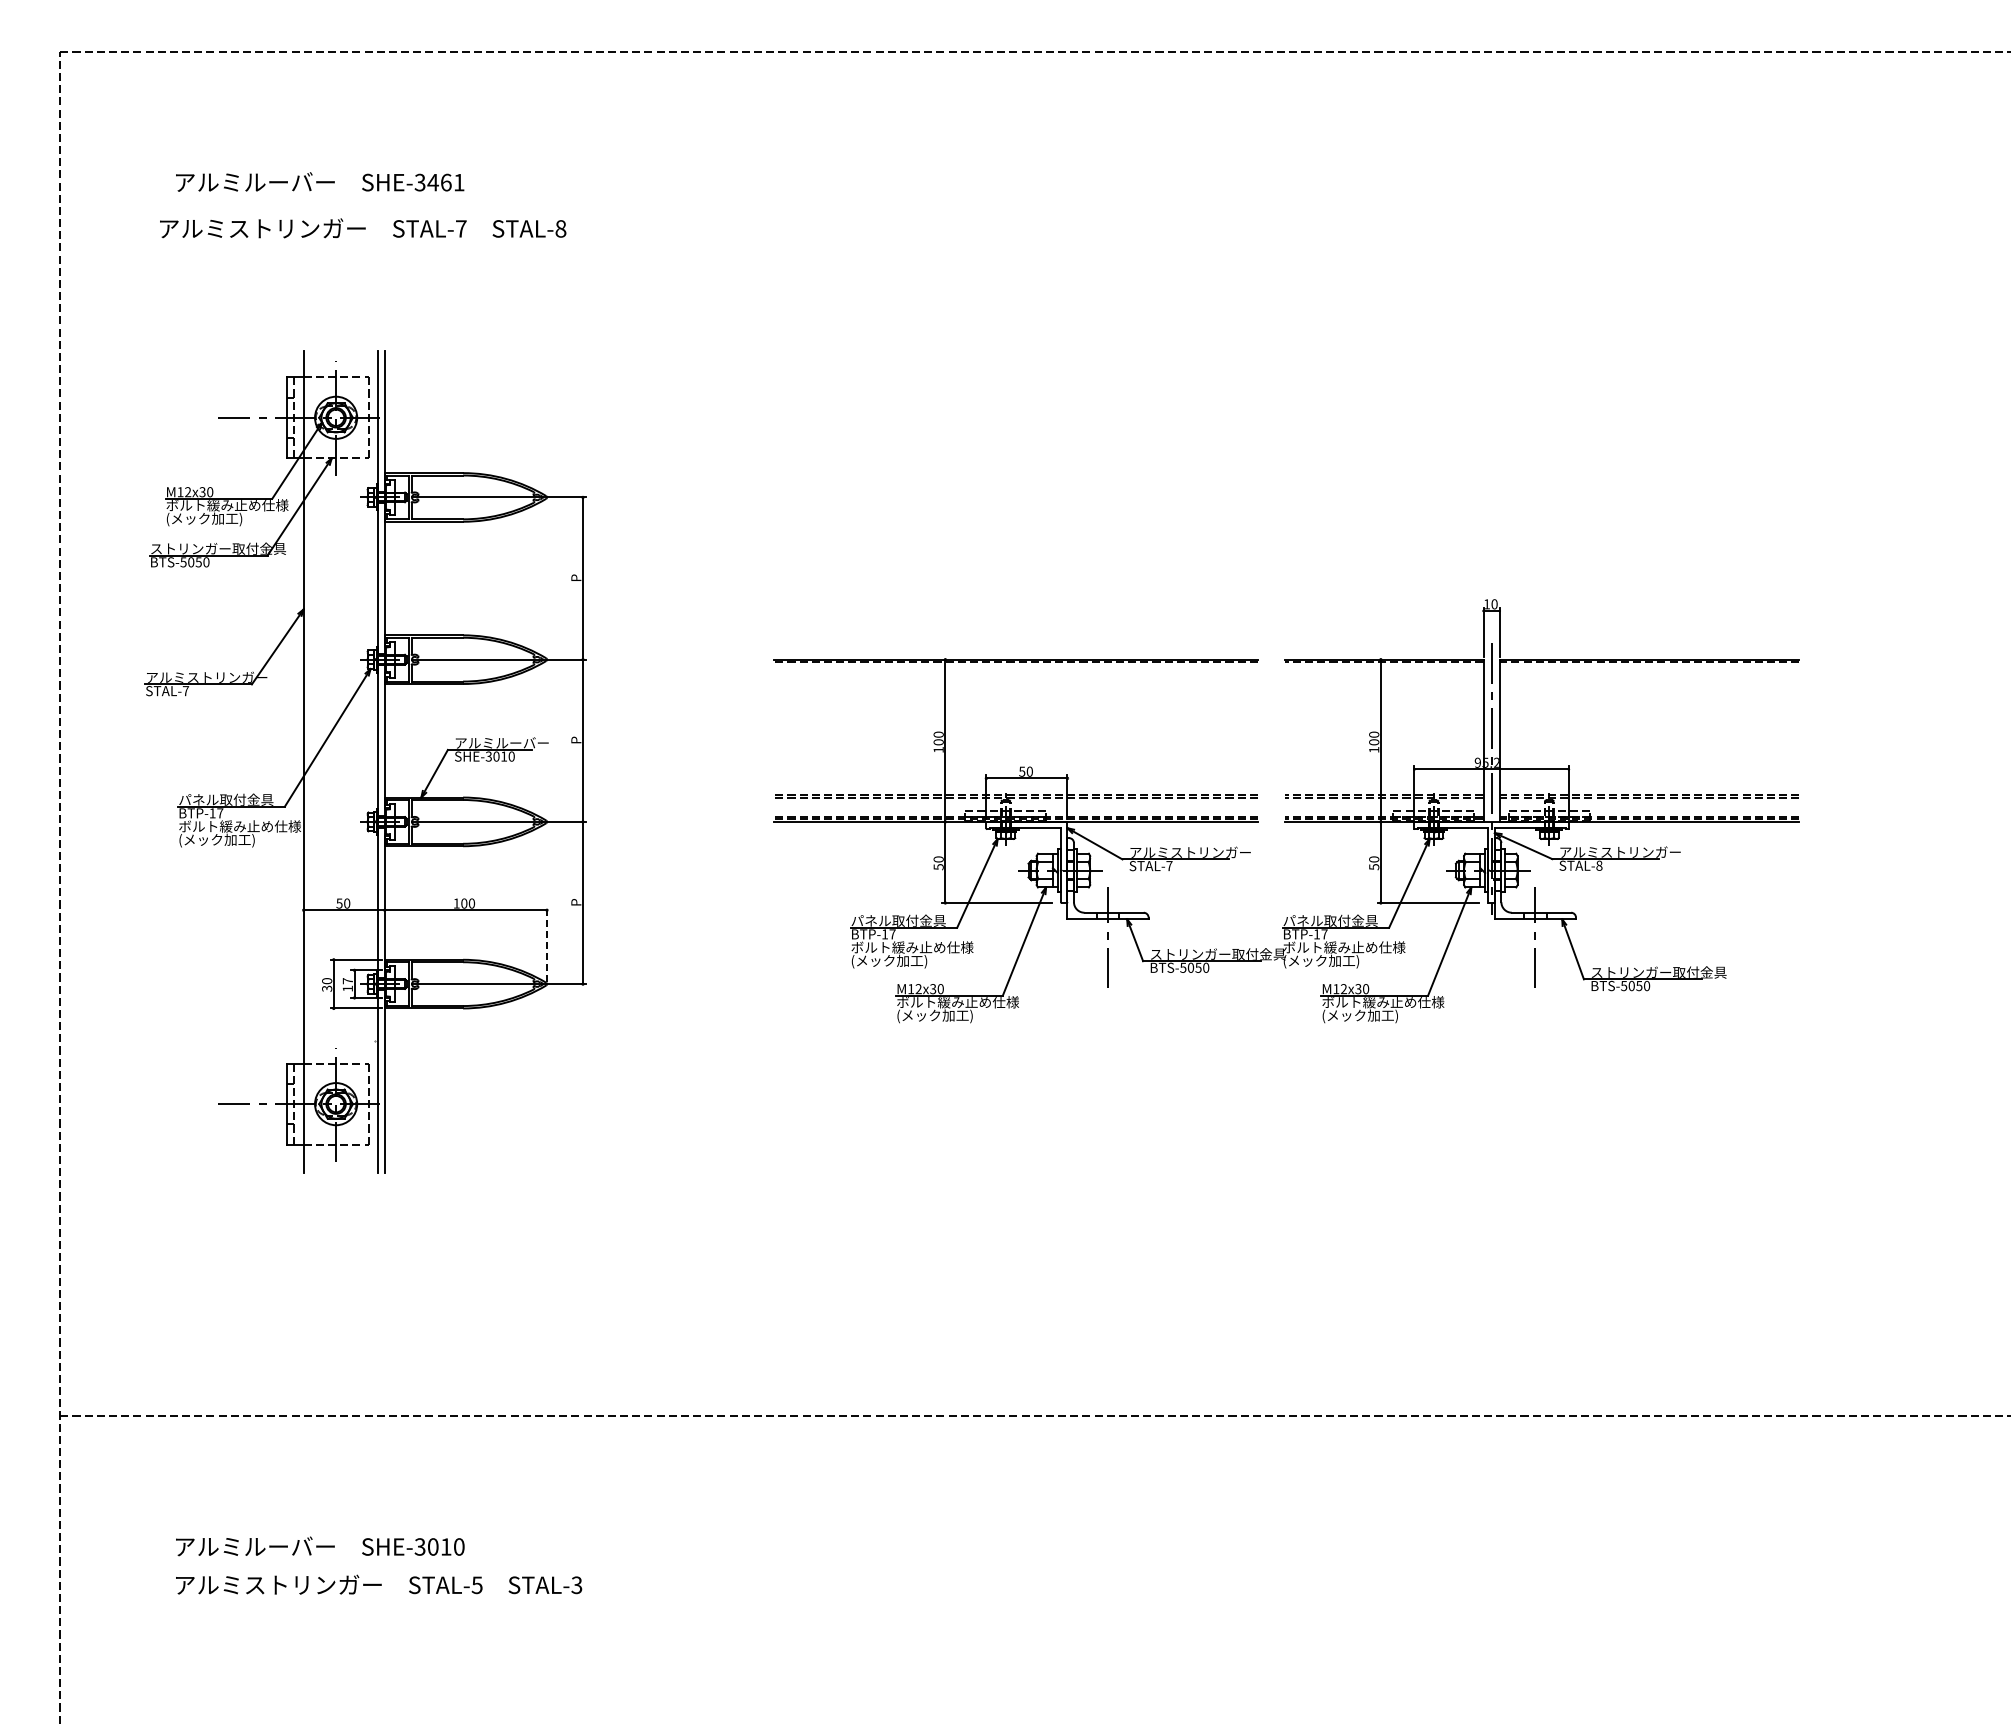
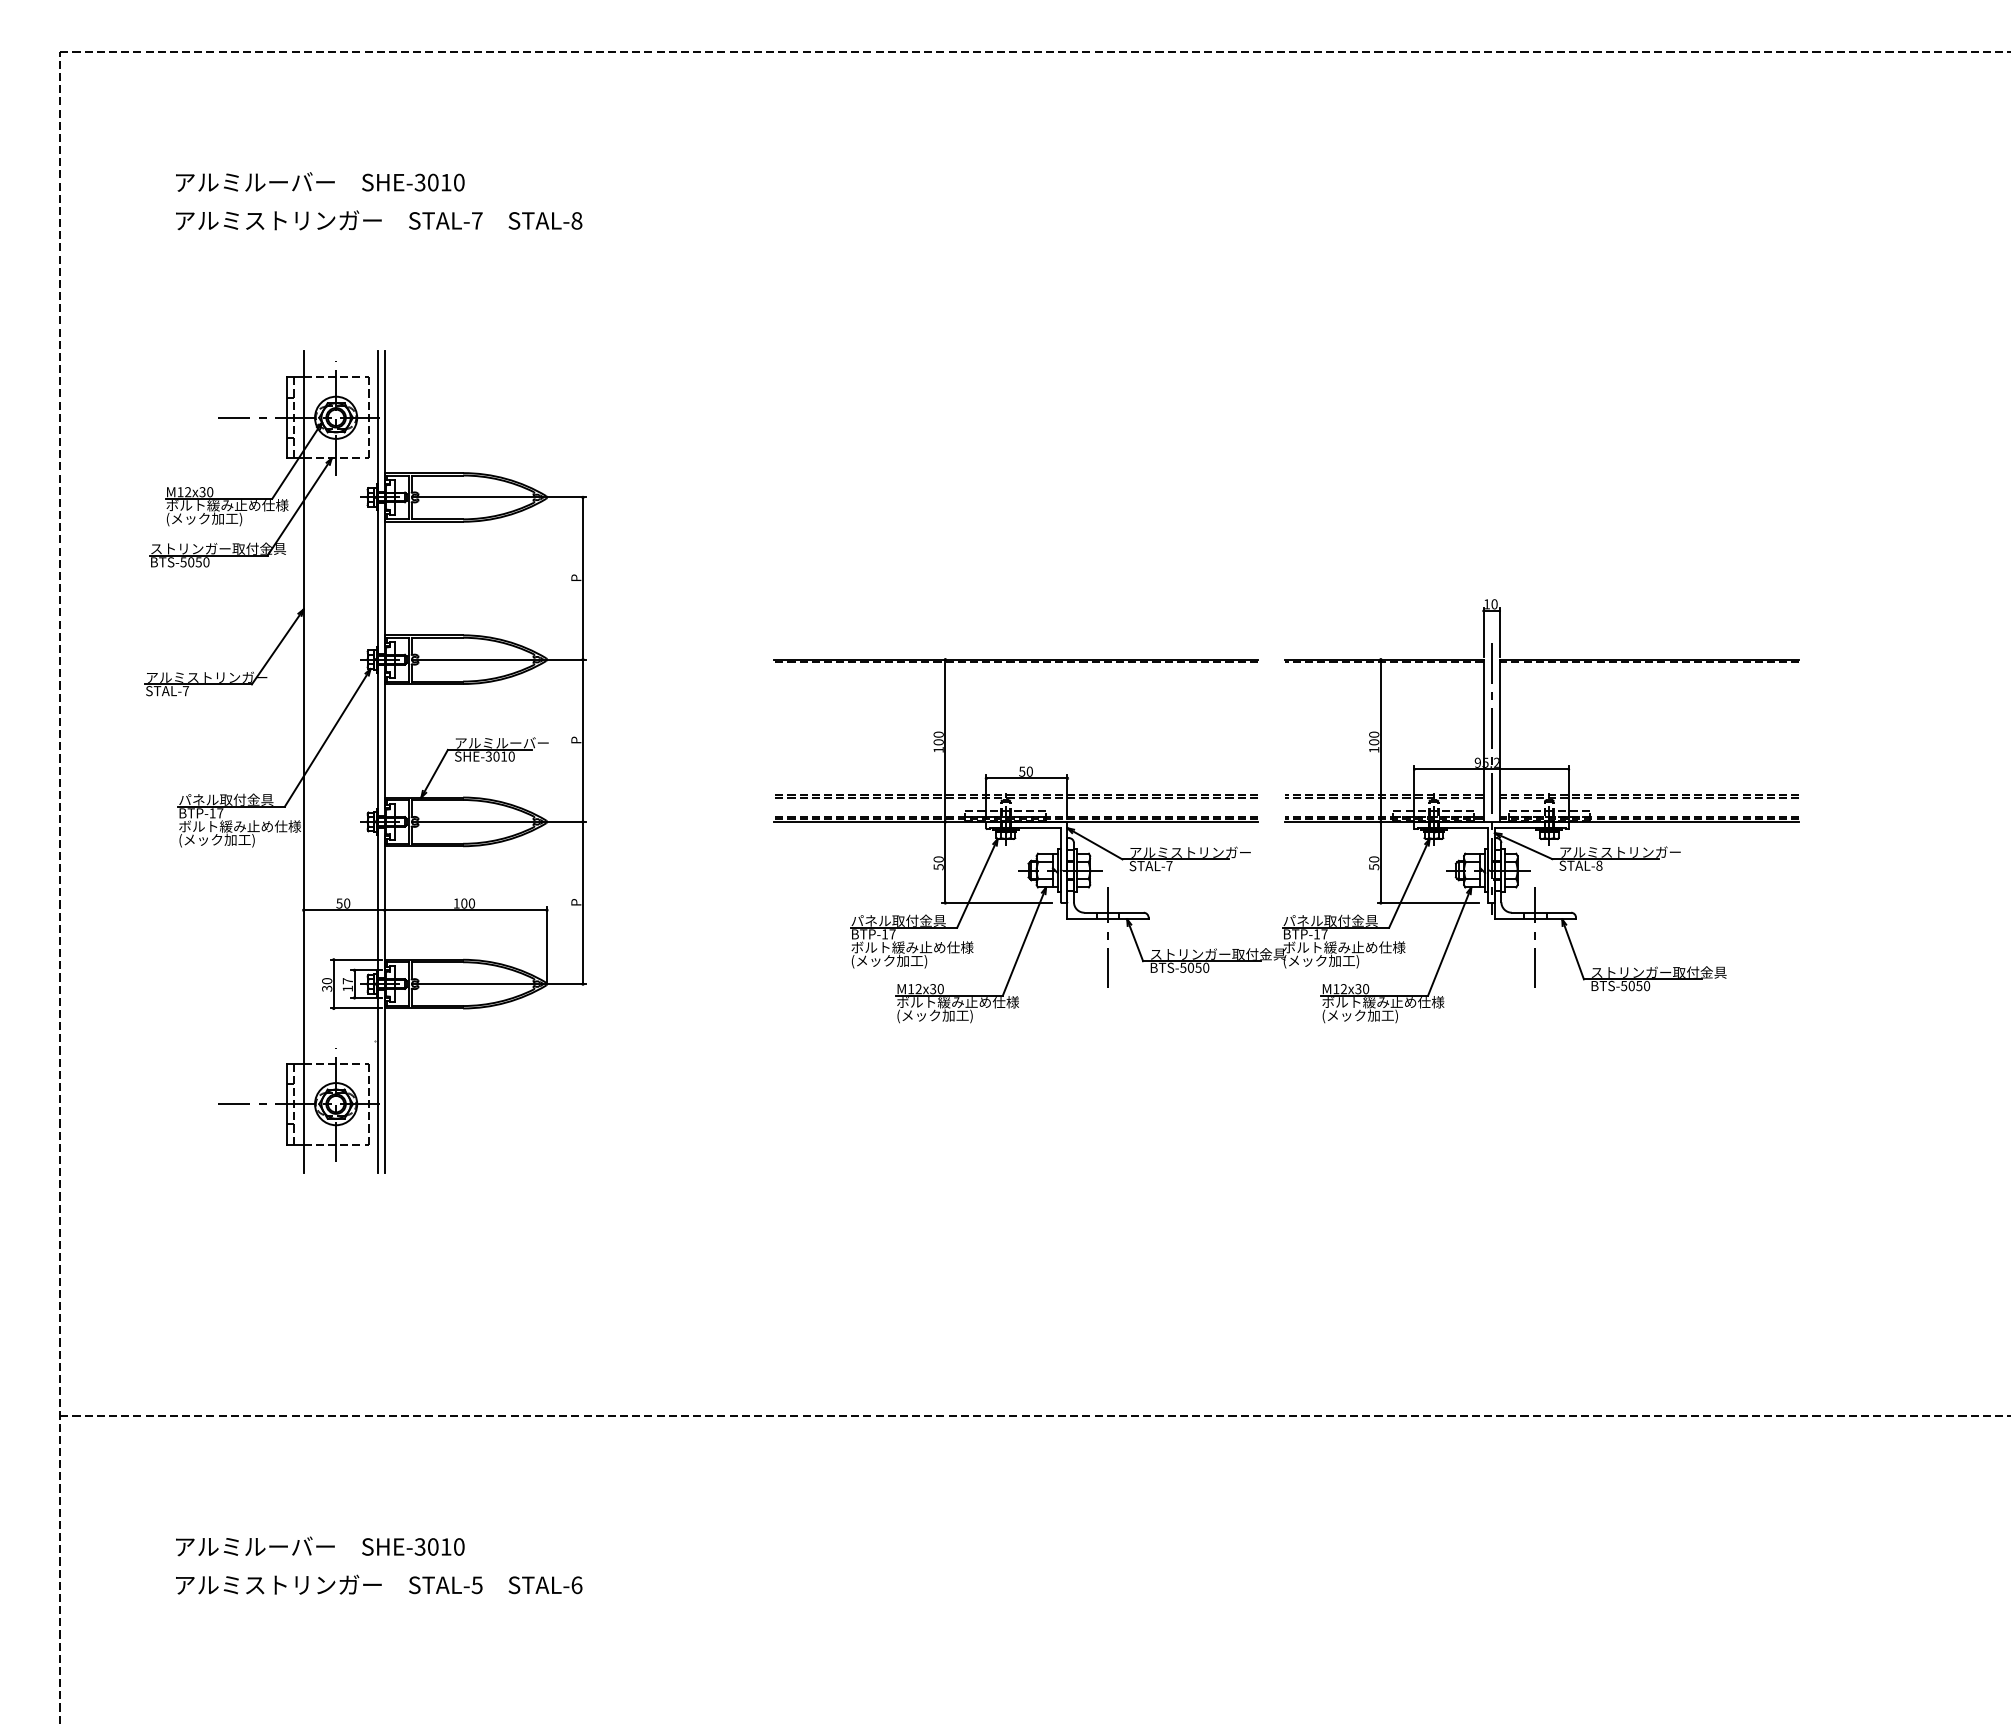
text: SHE-3461 -> SHE-3010 (445, 182)
text position: (363, 228) -> (379, 220) (379, 220)
line: dashed -> solid (547, 943)
text: STAL-3 -> STAL-6 (576, 1585)
